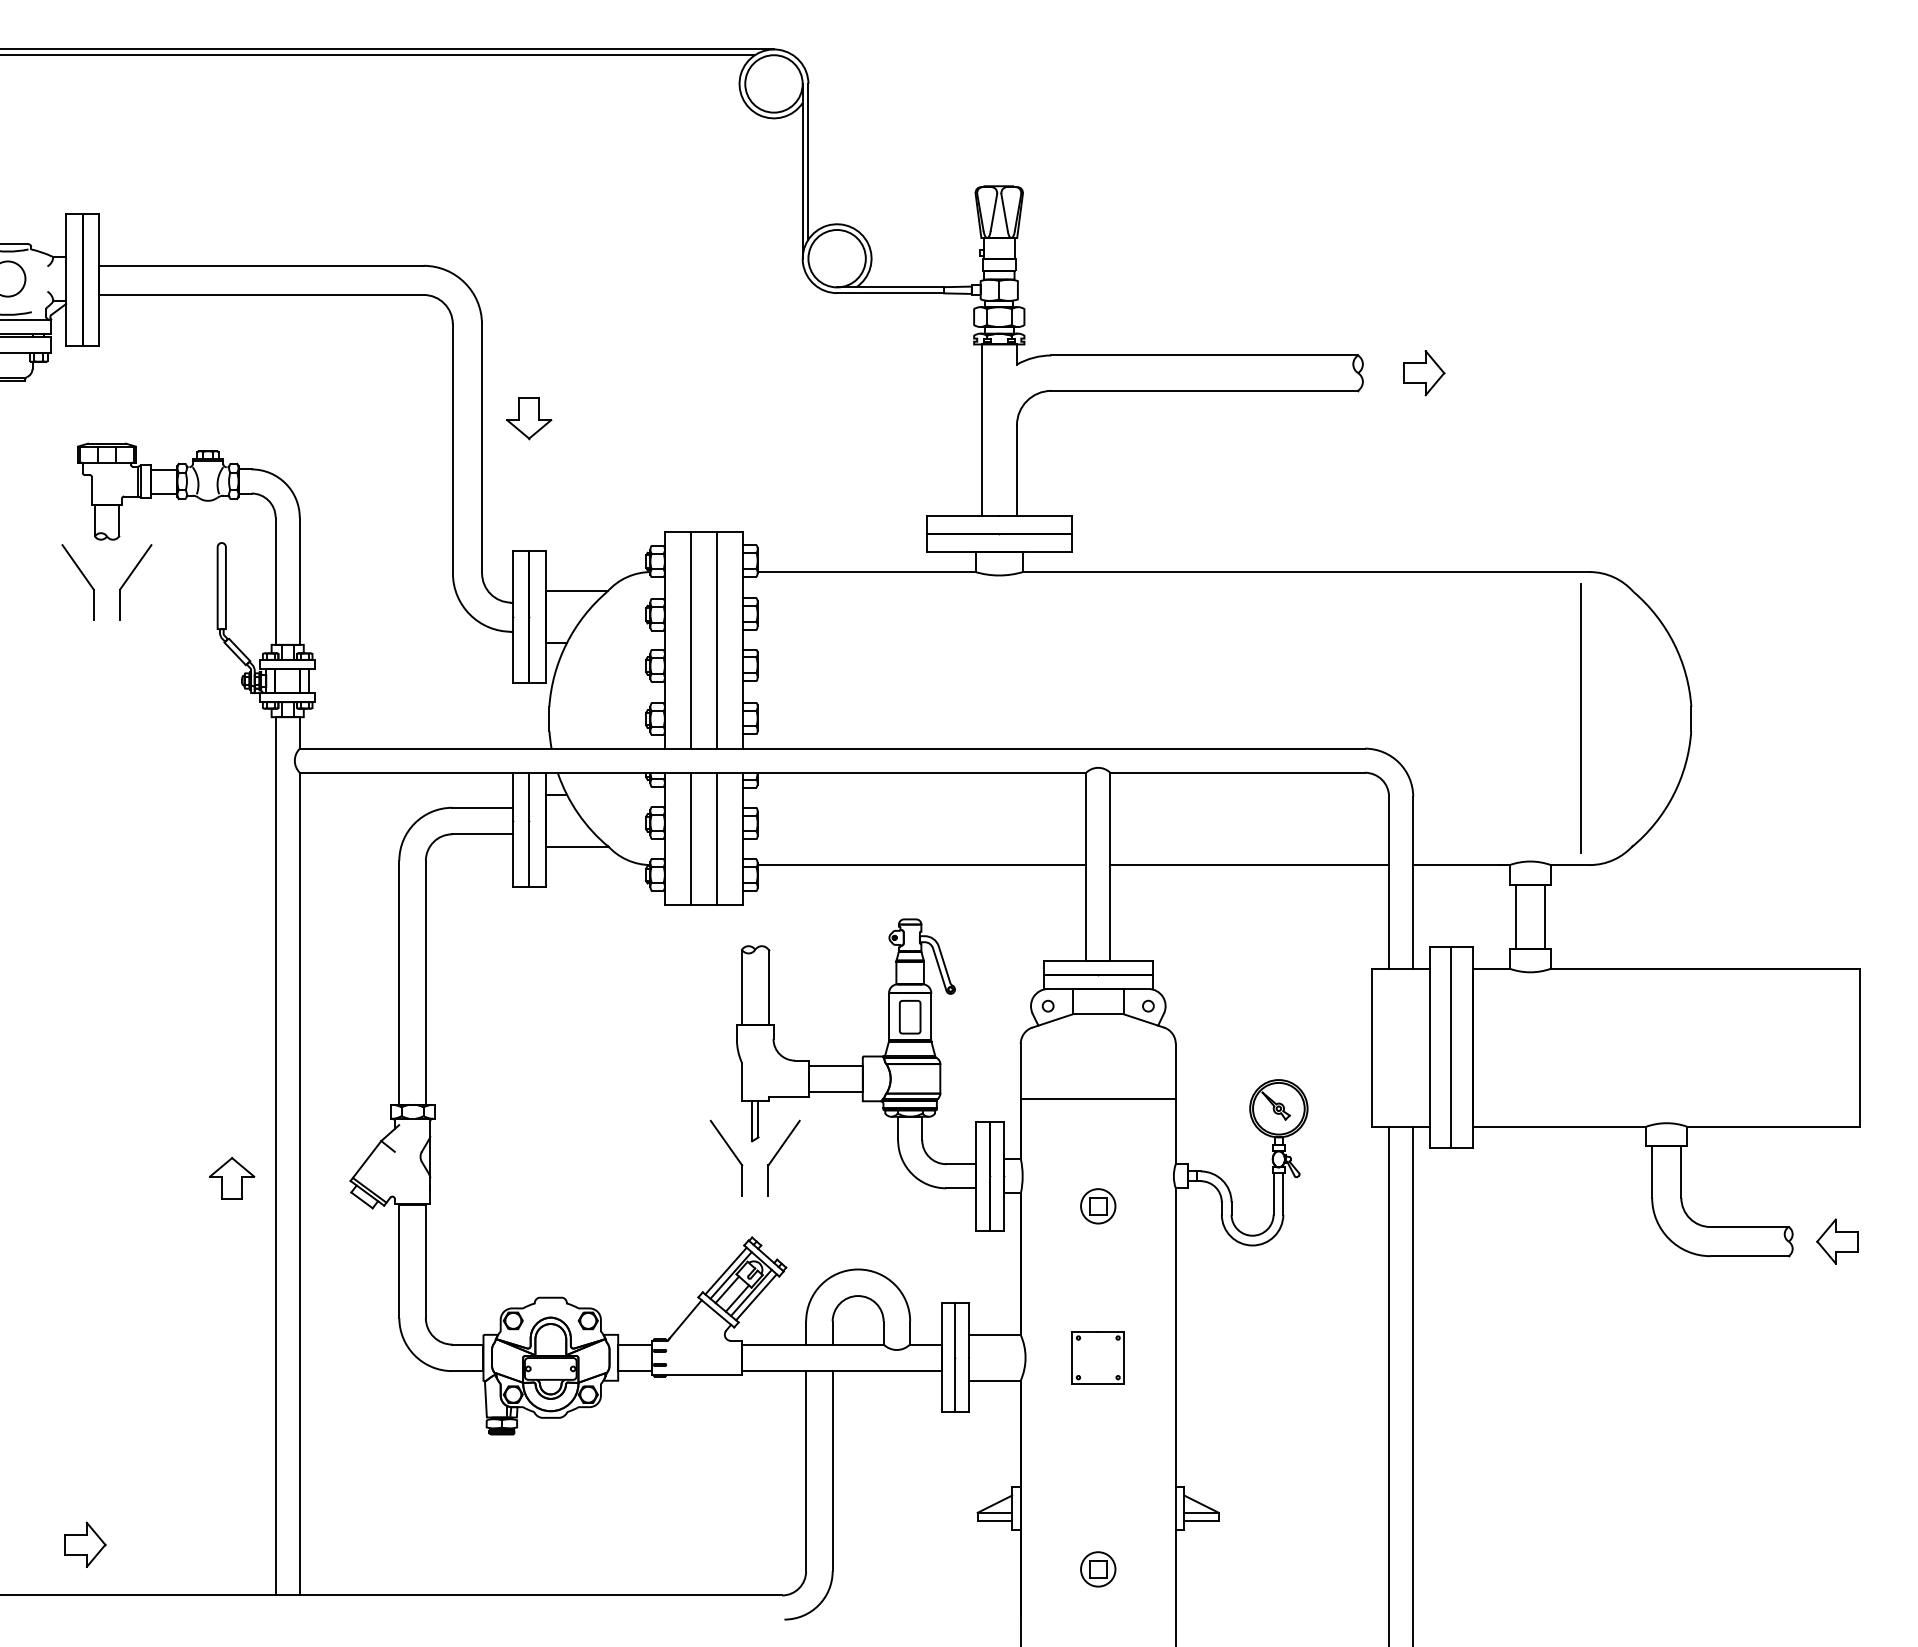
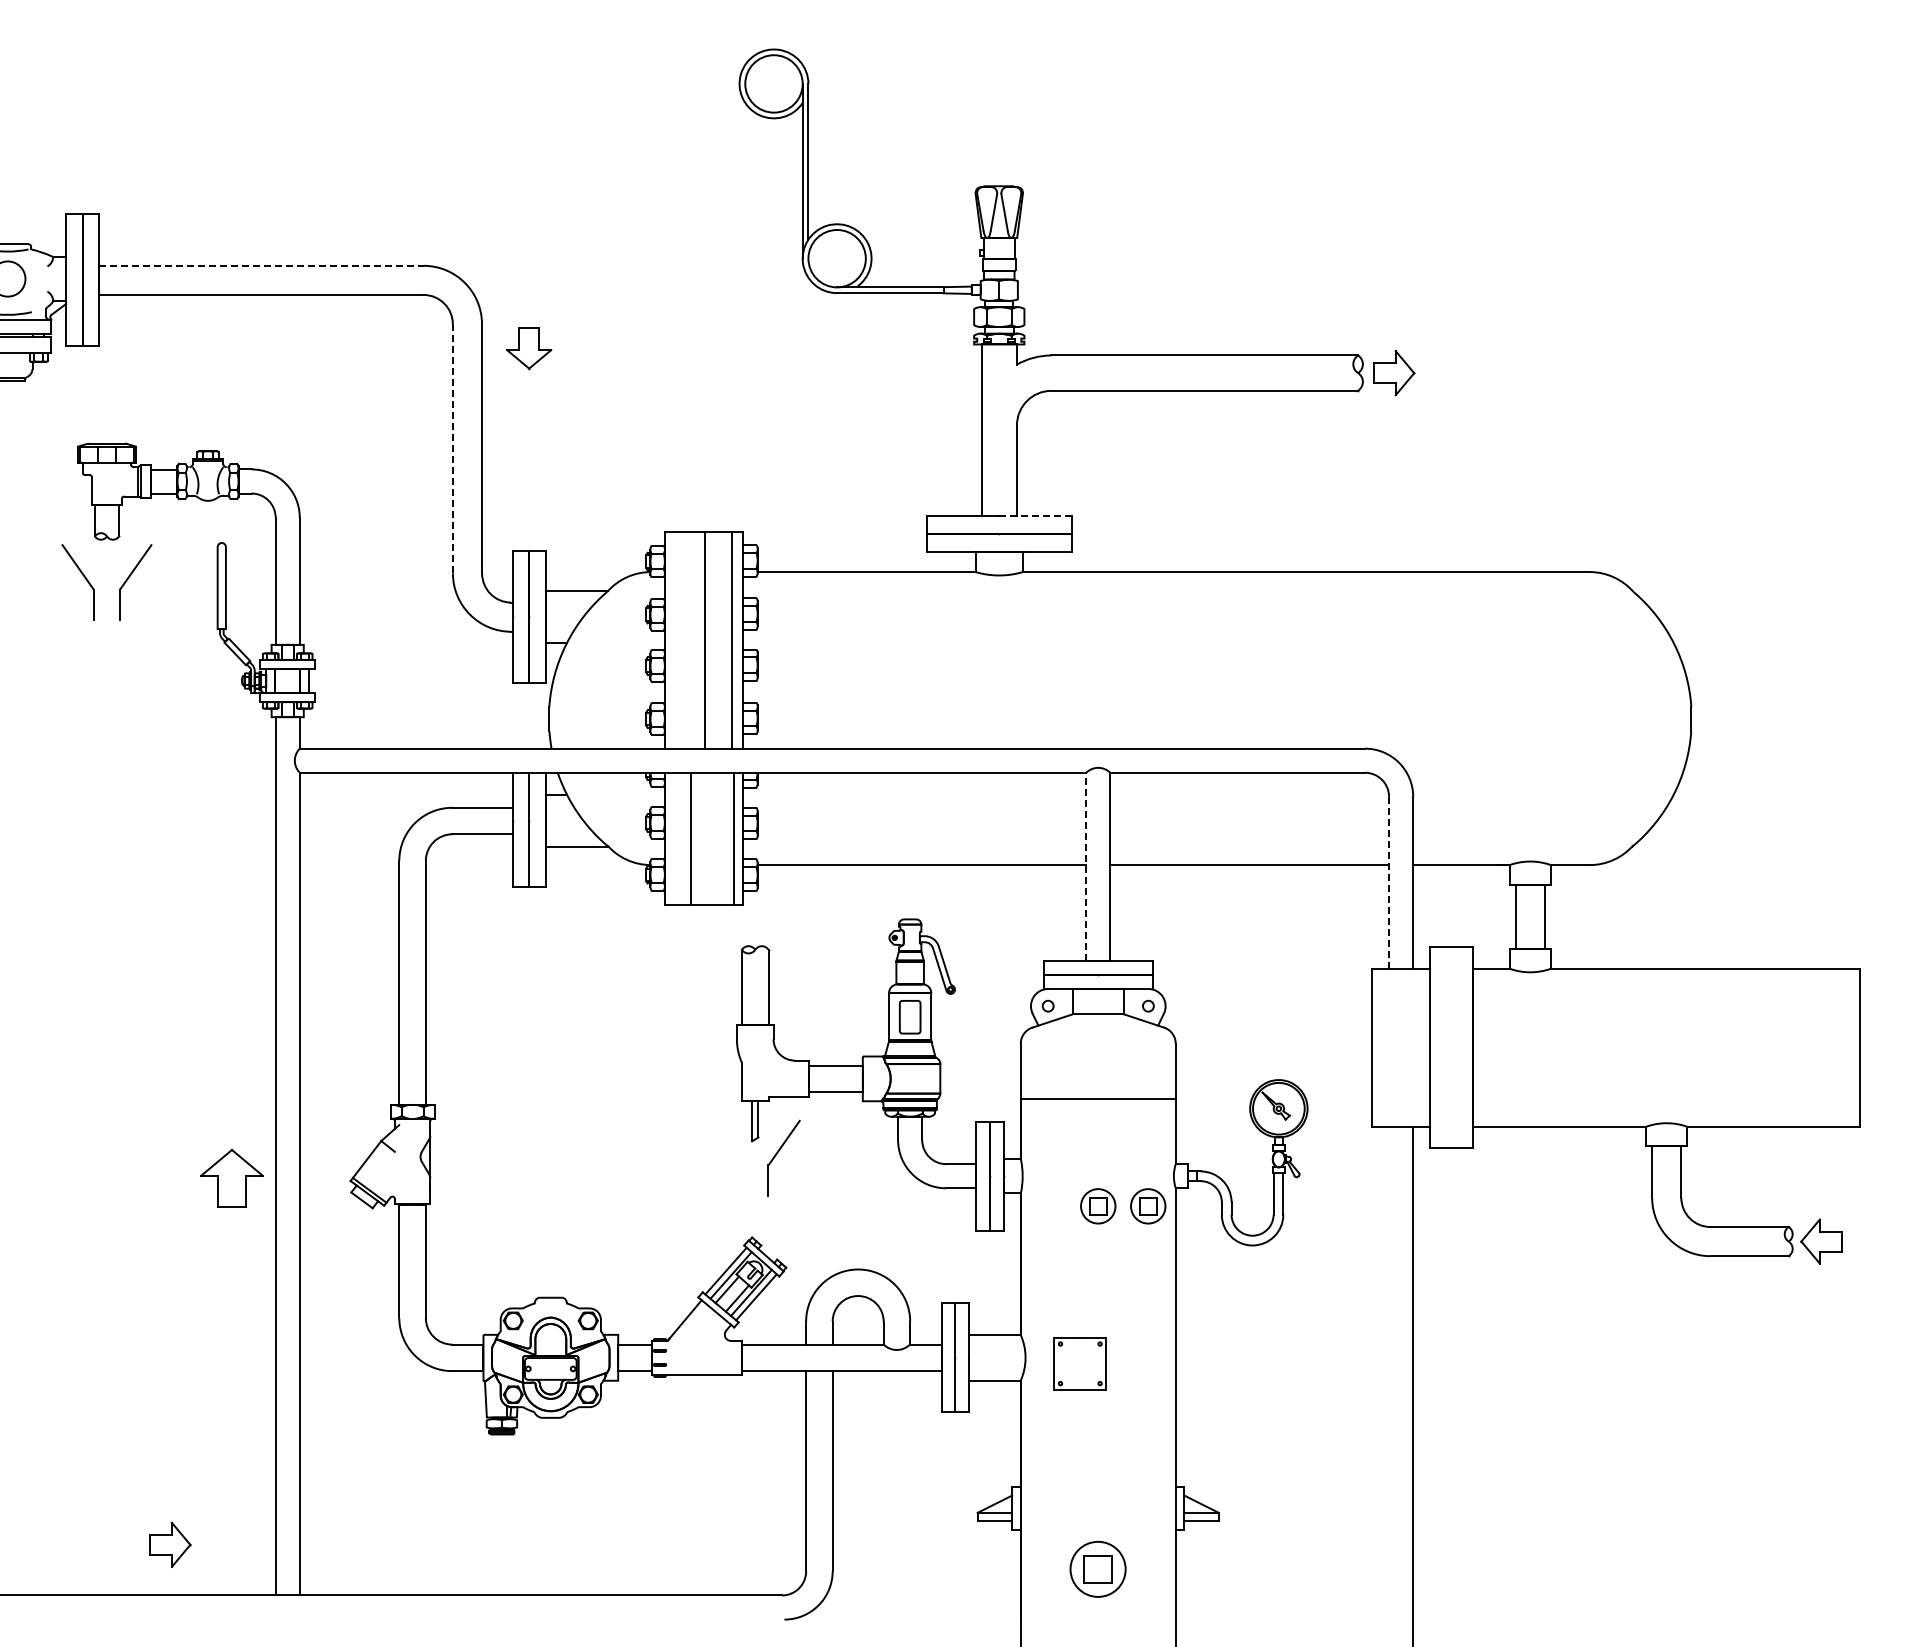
line: present -> none (387, 49)
line: present -> none (378, 55)
line: solid -> dashed (262, 265)
part position: (1424, 373) -> (1394, 373) (1394, 373)
part position: (529, 418) -> (529, 348) (529, 348)
line: solid -> dashed (452, 448)
line: solid -> dashed (1036, 515)
line position: (690, 640) -> (704, 640) (704, 640)
line position: (717, 640) -> (732, 640) (732, 640)
line: present -> none (1581, 718)
line position: (717, 838) -> (734, 838) (734, 838)
line: solid -> dashed (1086, 866)
line: solid -> dashed (1389, 882)
line: present -> none (1451, 1047)
part: present -> none (732, 1153)
part size: 47x43 px -> 64x60 px (231, 1177)
part: none -> present (1148, 1206)
part position: (1837, 1241) -> (1821, 1241) (1821, 1241)
part position: (1097, 1357) -> (1079, 1363) (1079, 1363)
line: present -> none (1389, 1384)
part position: (85, 1544) -> (170, 1544) (170, 1544)
part size: 37x37 px -> 58x58 px (1097, 1568)
